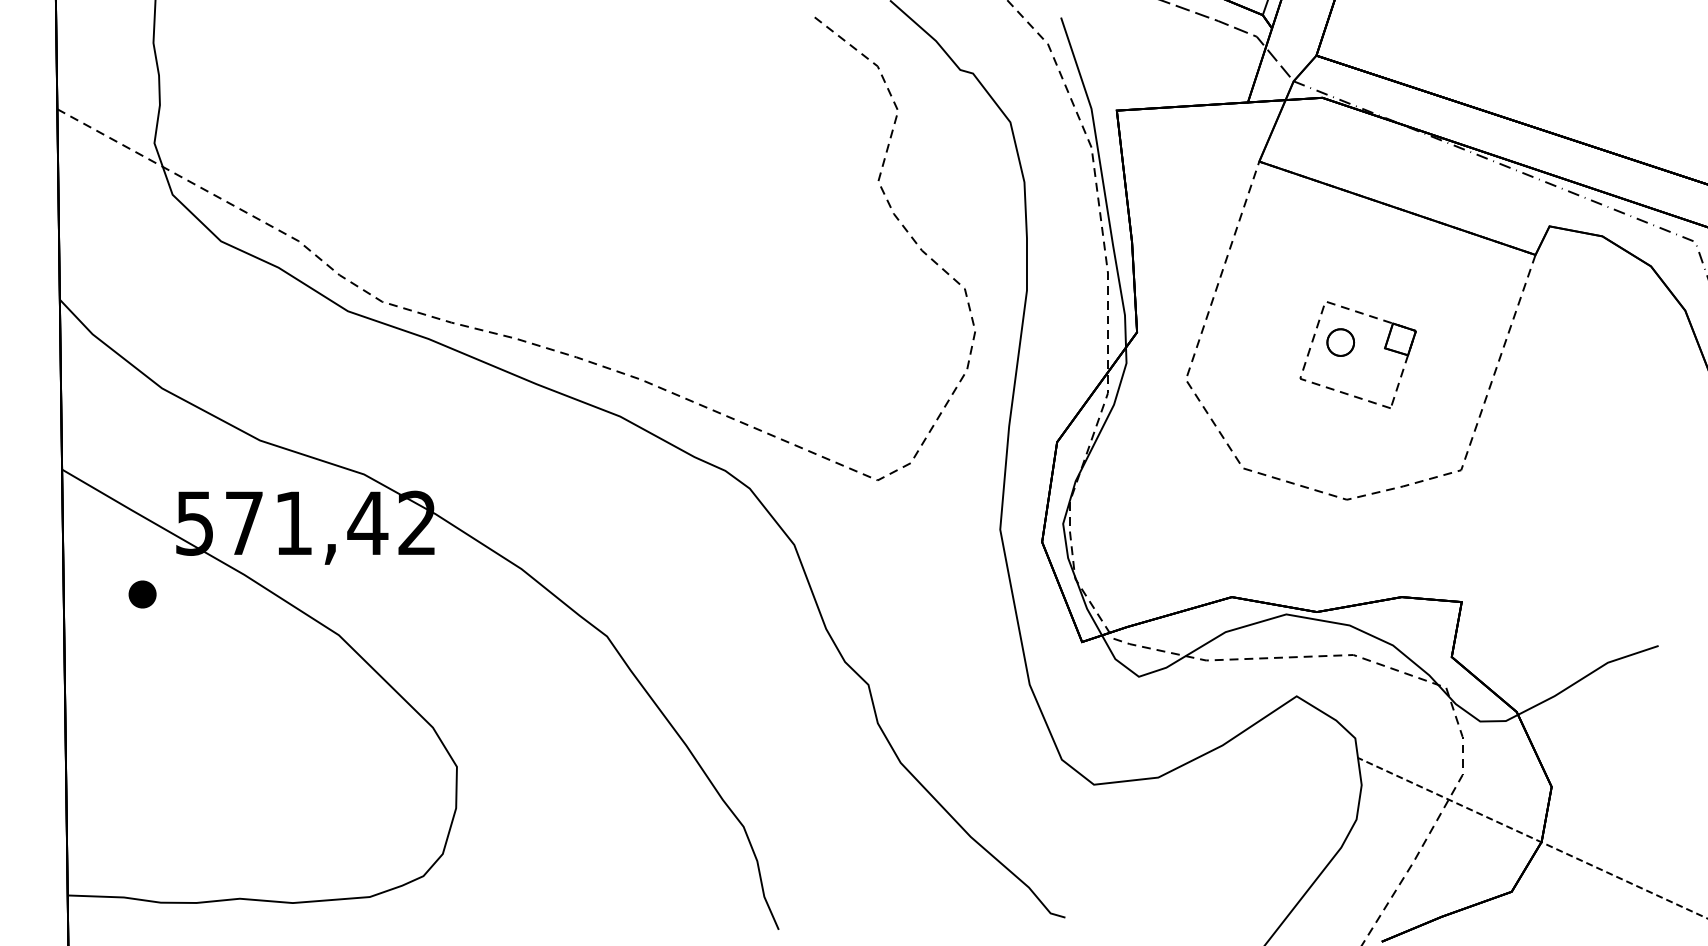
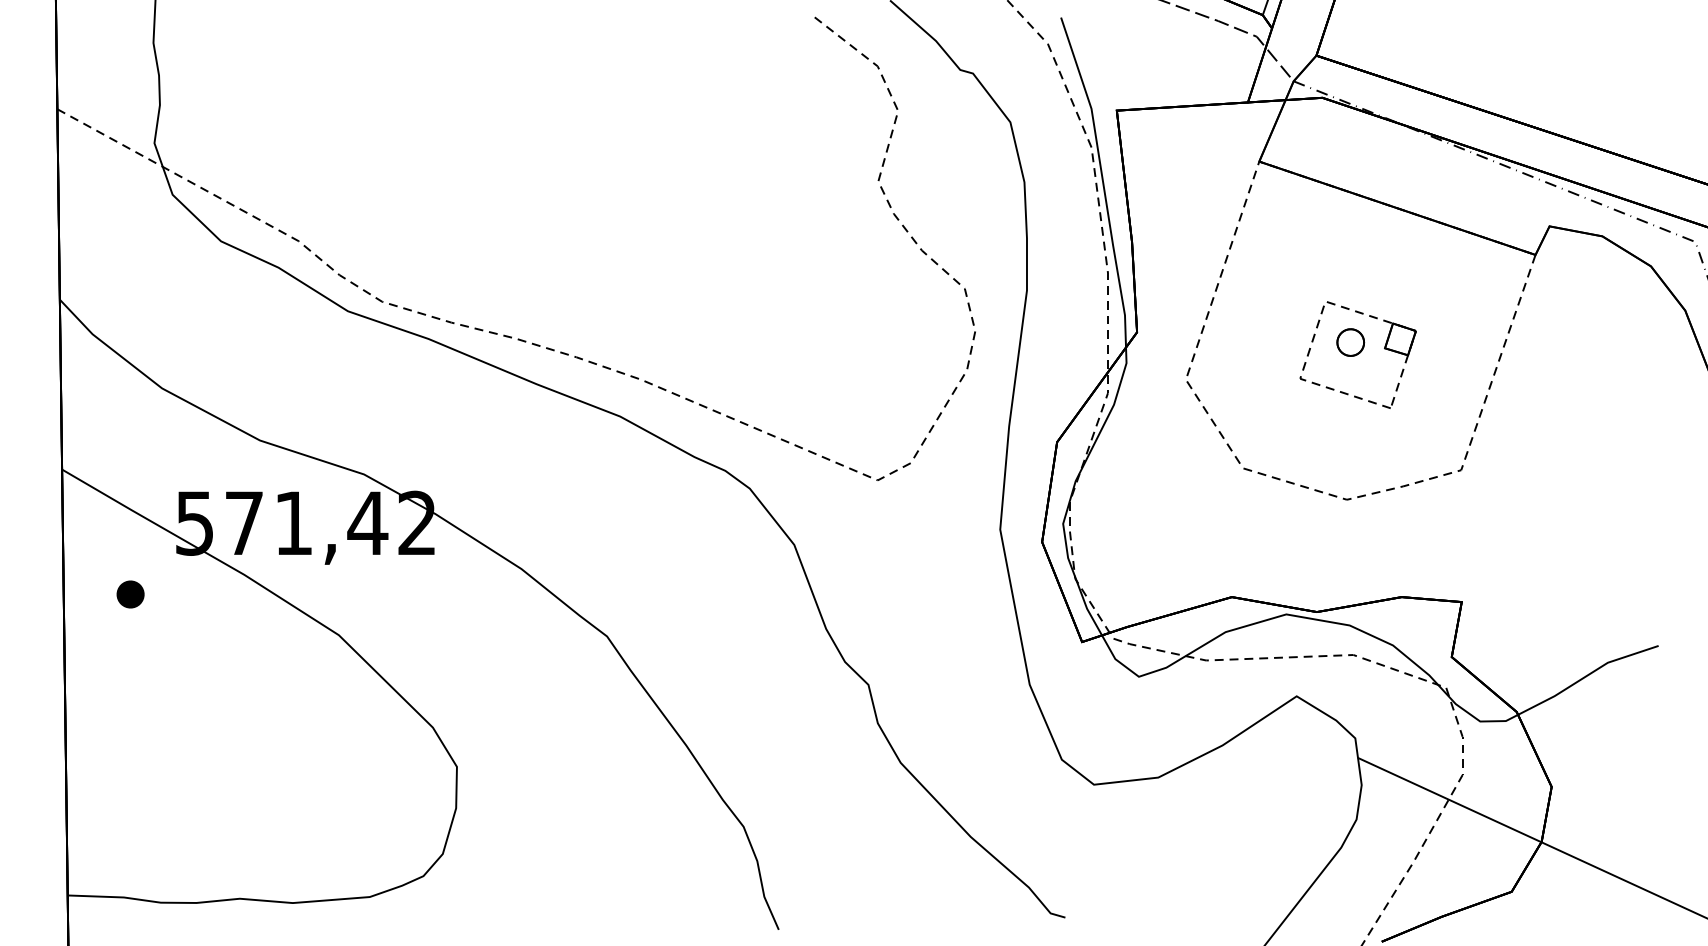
part position: (1340, 342) -> (1350, 342) (1350, 342)
part position: (142, 594) -> (130, 594) (130, 594)
line: dashed -> solid (1532, 838)
